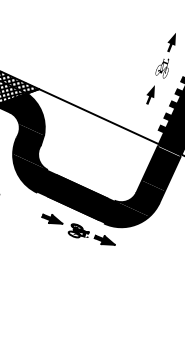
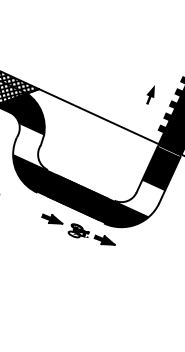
part: present -> none (165, 55)
fill: present -> none (30, 147)
fill: present -> none (139, 198)
